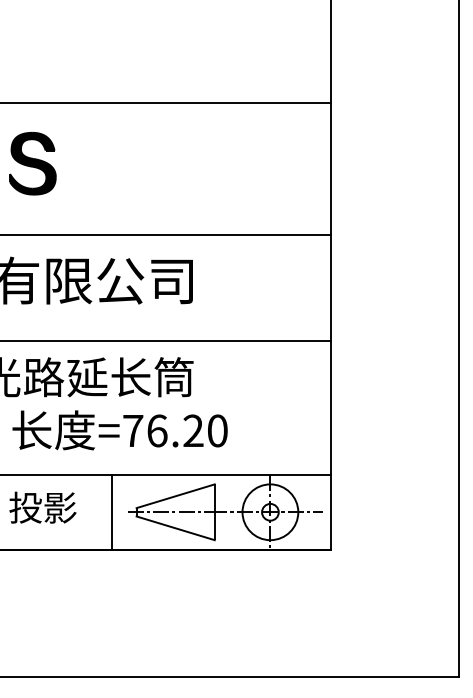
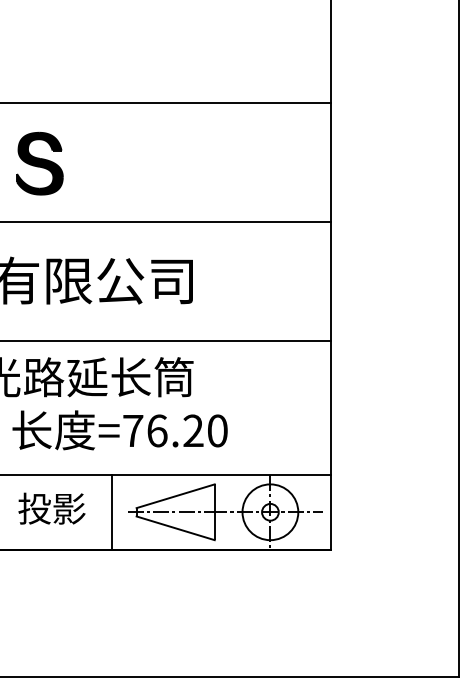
part position: (32, 163) -> (39, 163) (39, 163)
line position: (166, 235) -> (166, 222) (166, 222)
text position: (42, 507) -> (51, 508) (51, 508)
